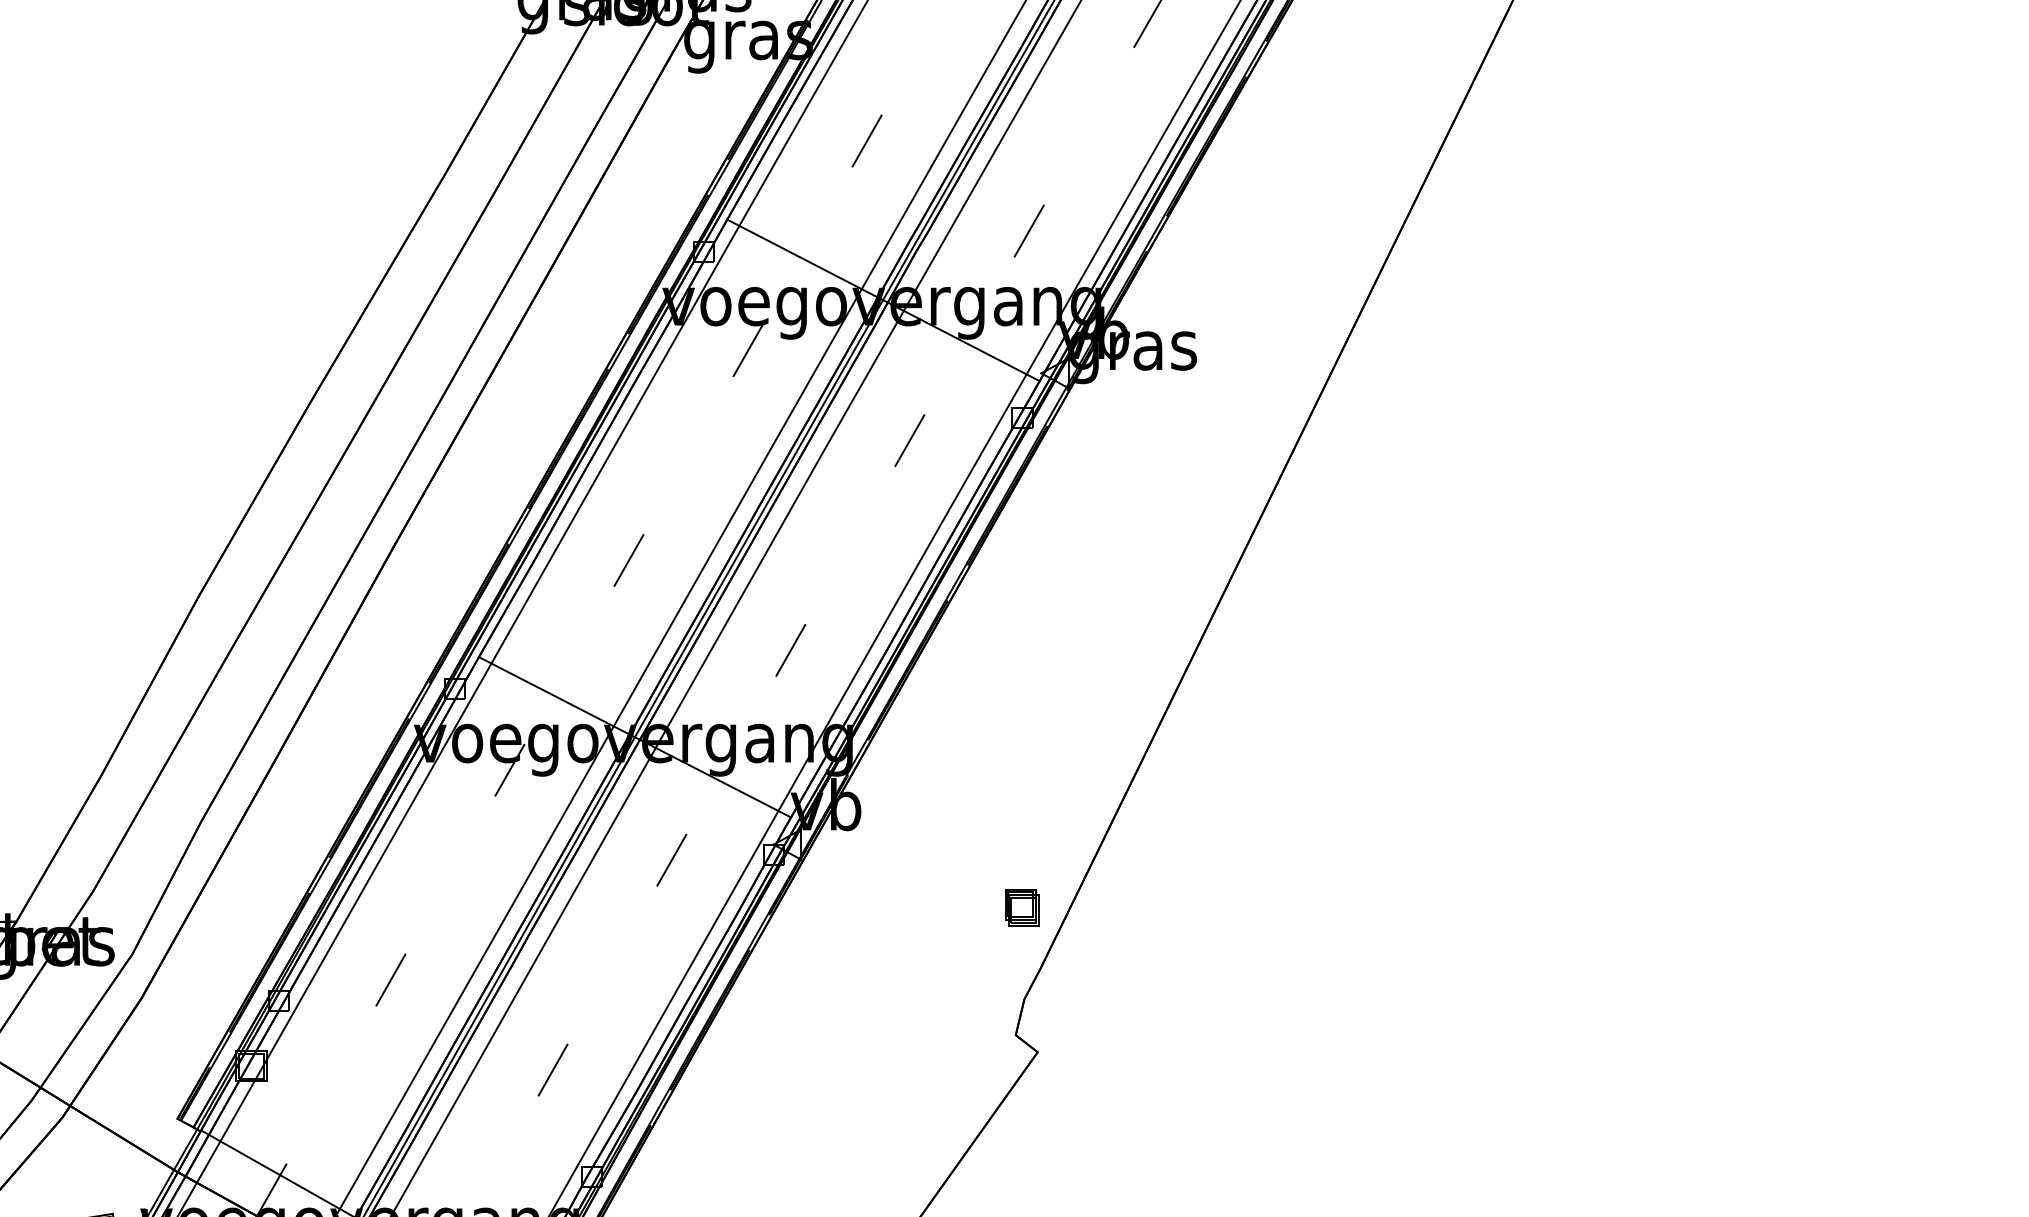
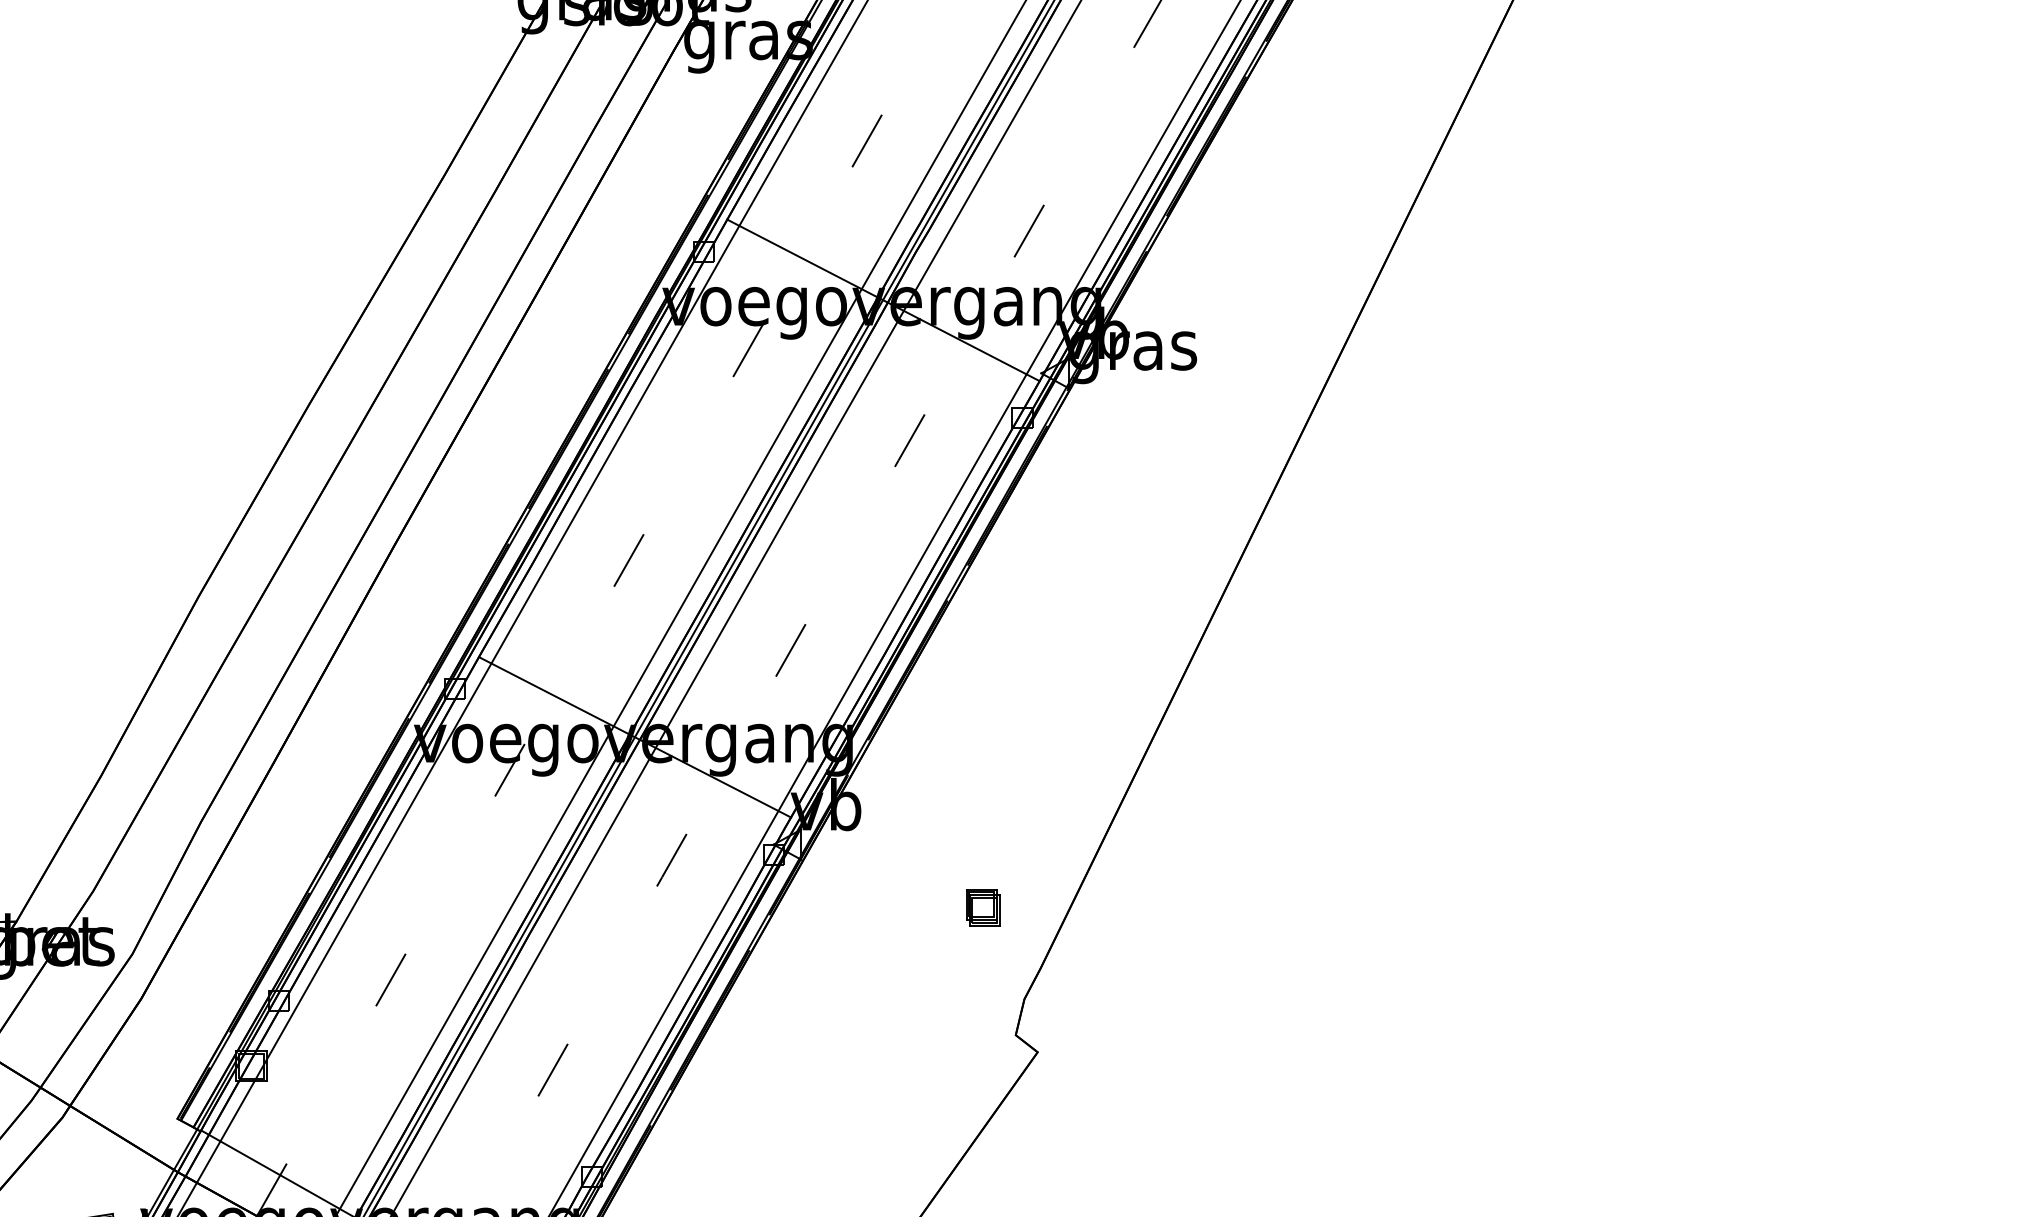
part position: (1022, 907) -> (983, 907) (983, 907)
